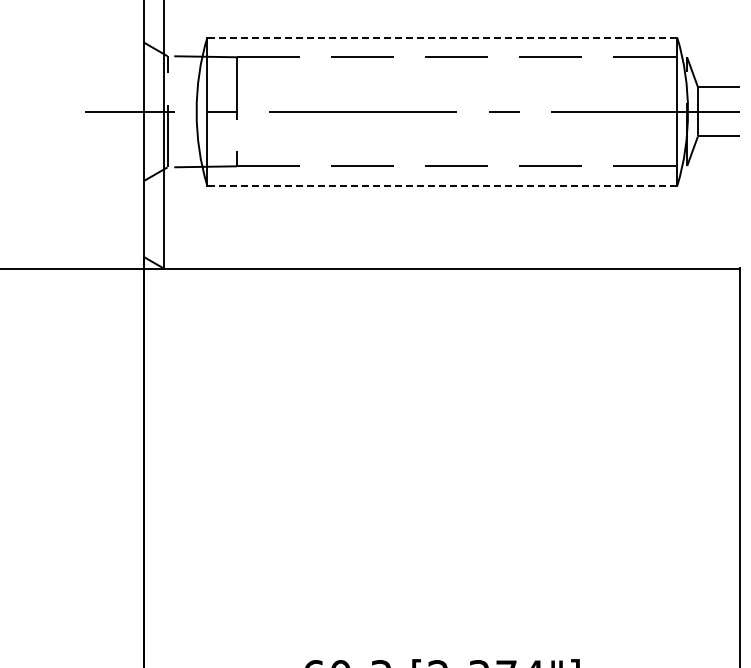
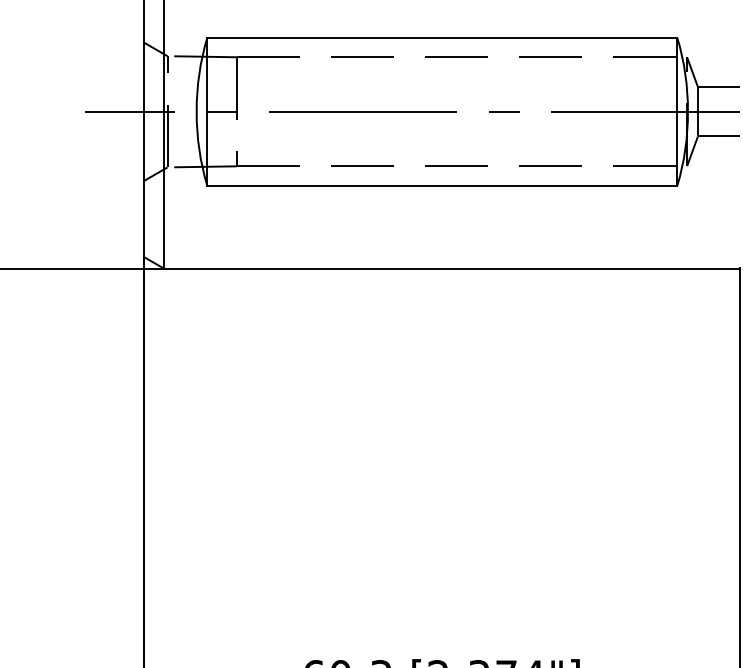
line: dashed -> solid (442, 37)
line: dashed -> solid (442, 185)
